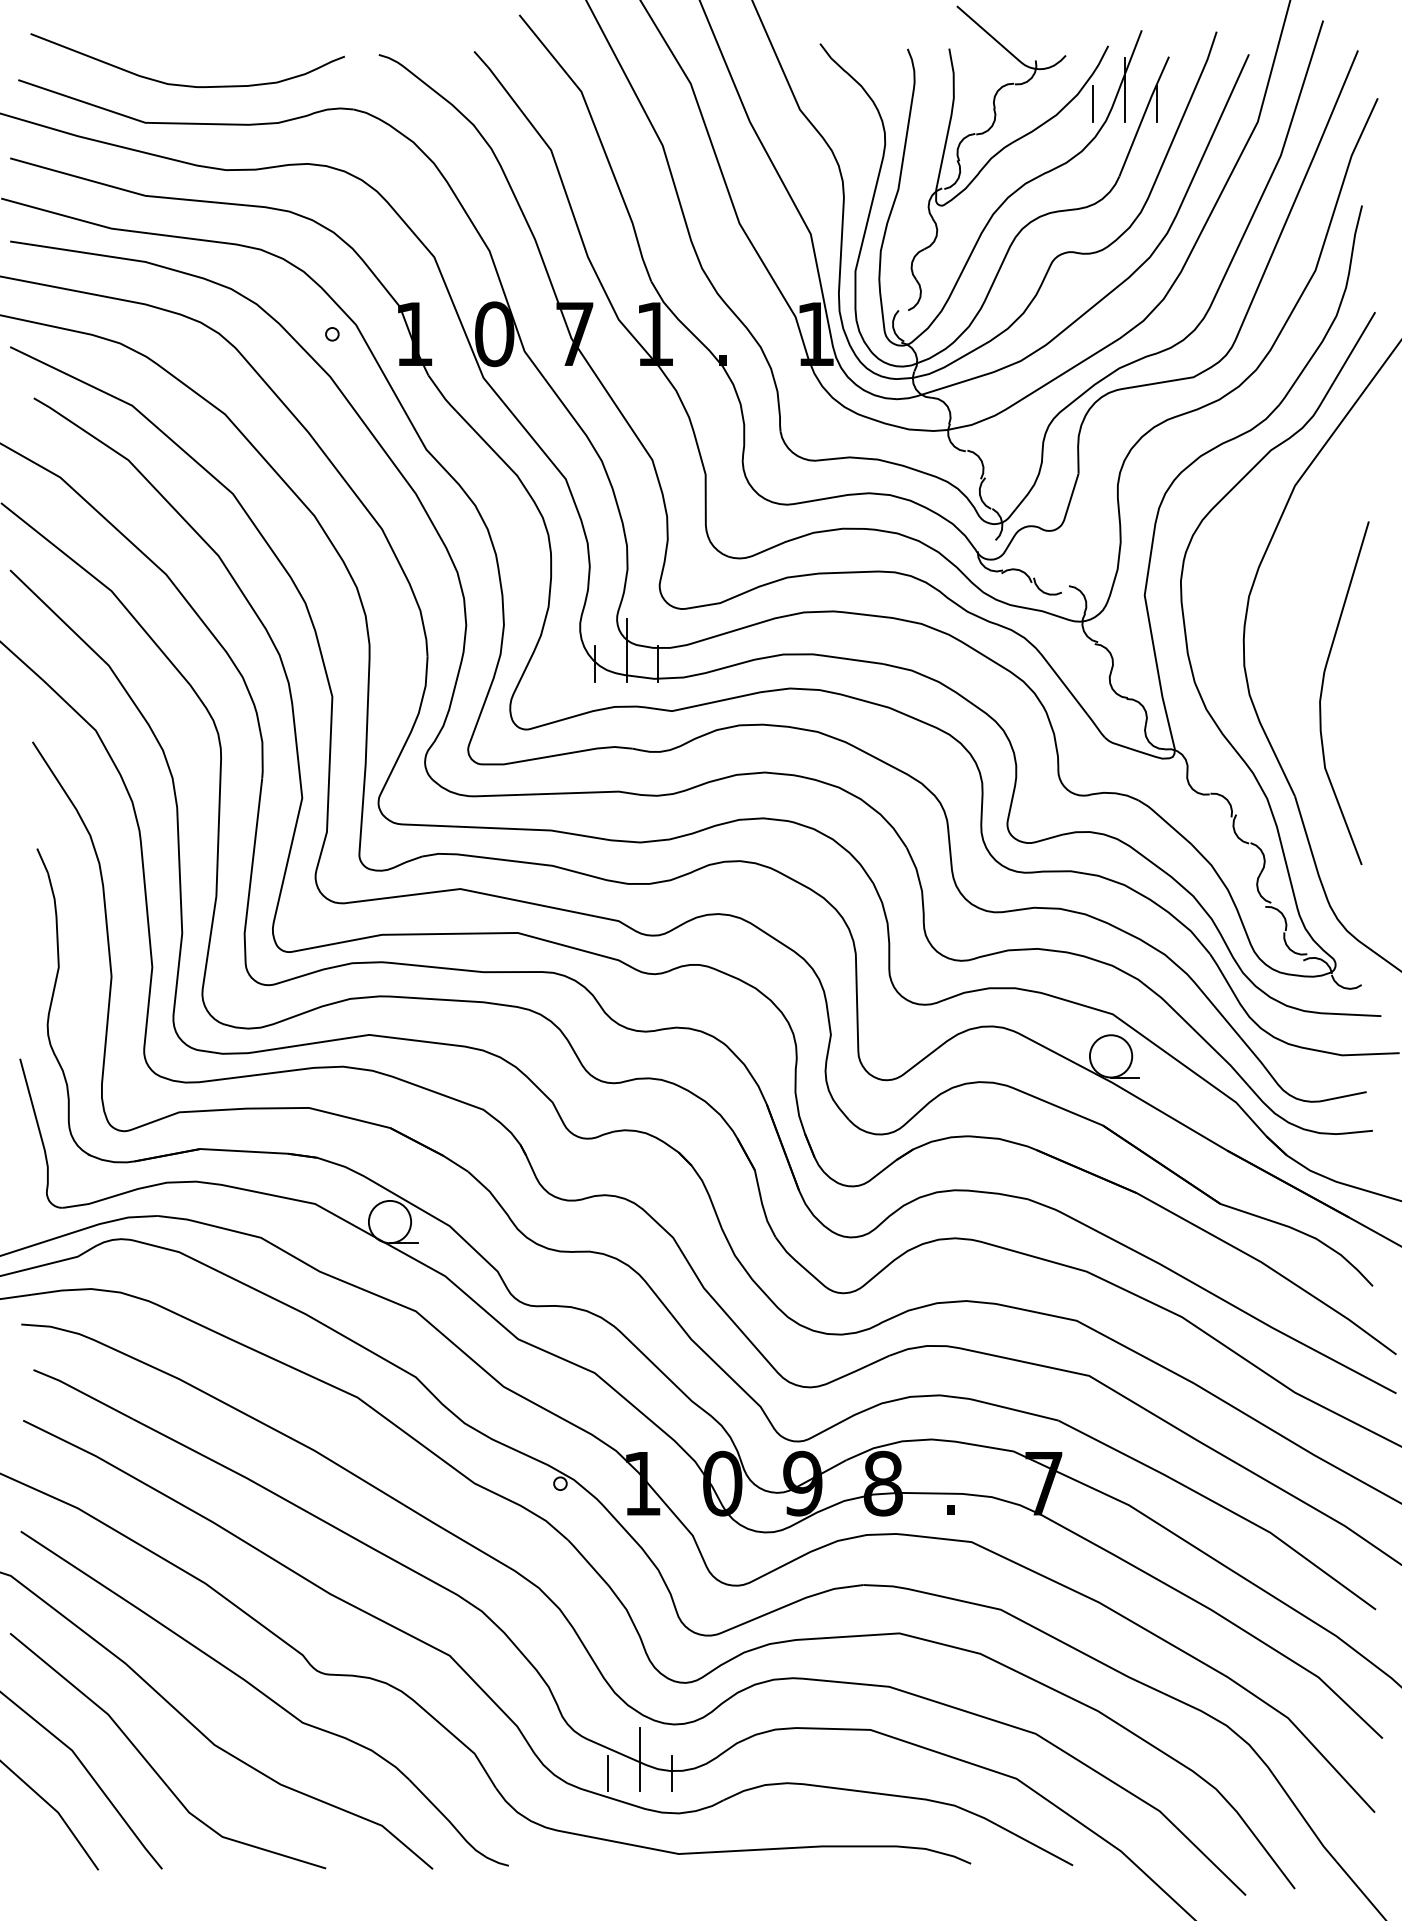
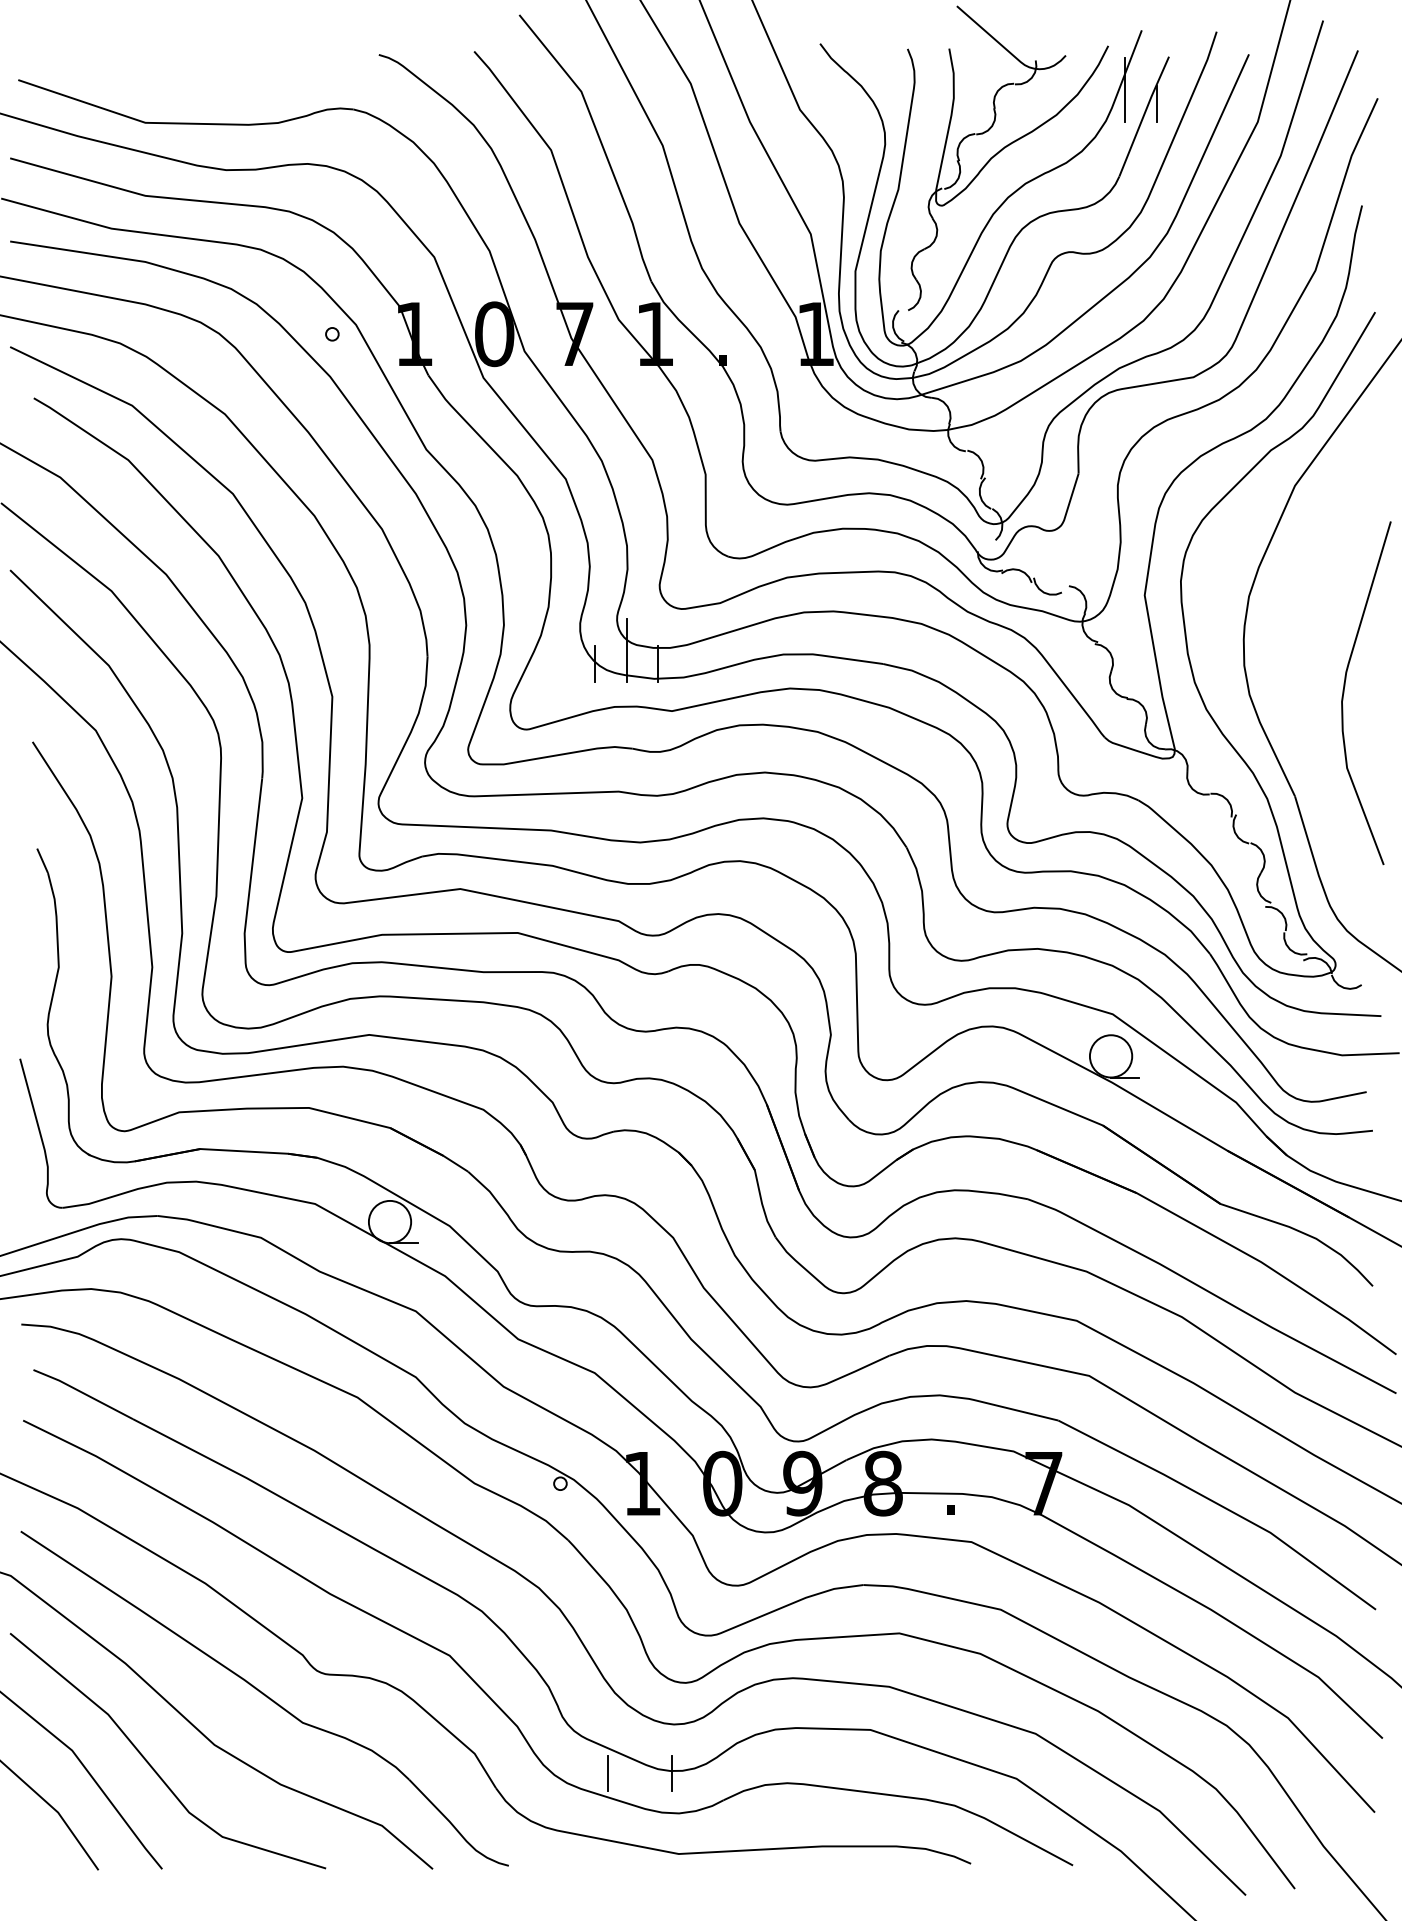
curve: present -> none (184, 84)
line: present -> none (1093, 103)
curve position: (1322, 693) -> (1344, 693) (1344, 693)
line: present -> none (639, 1759)
